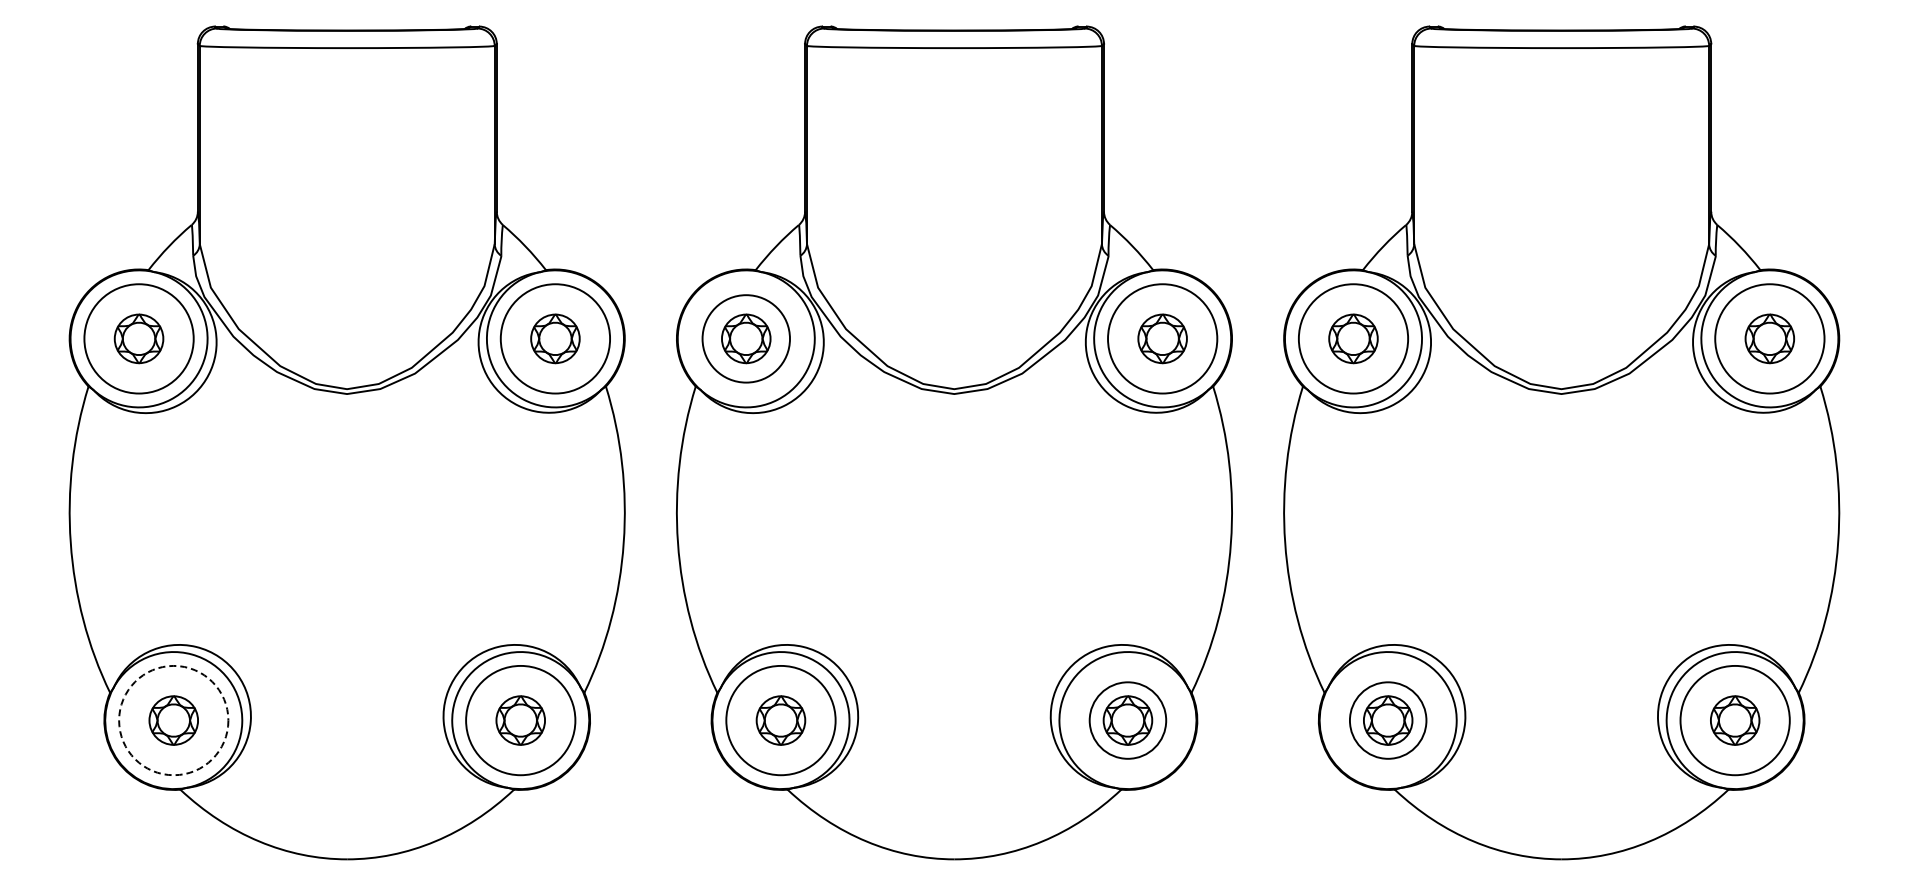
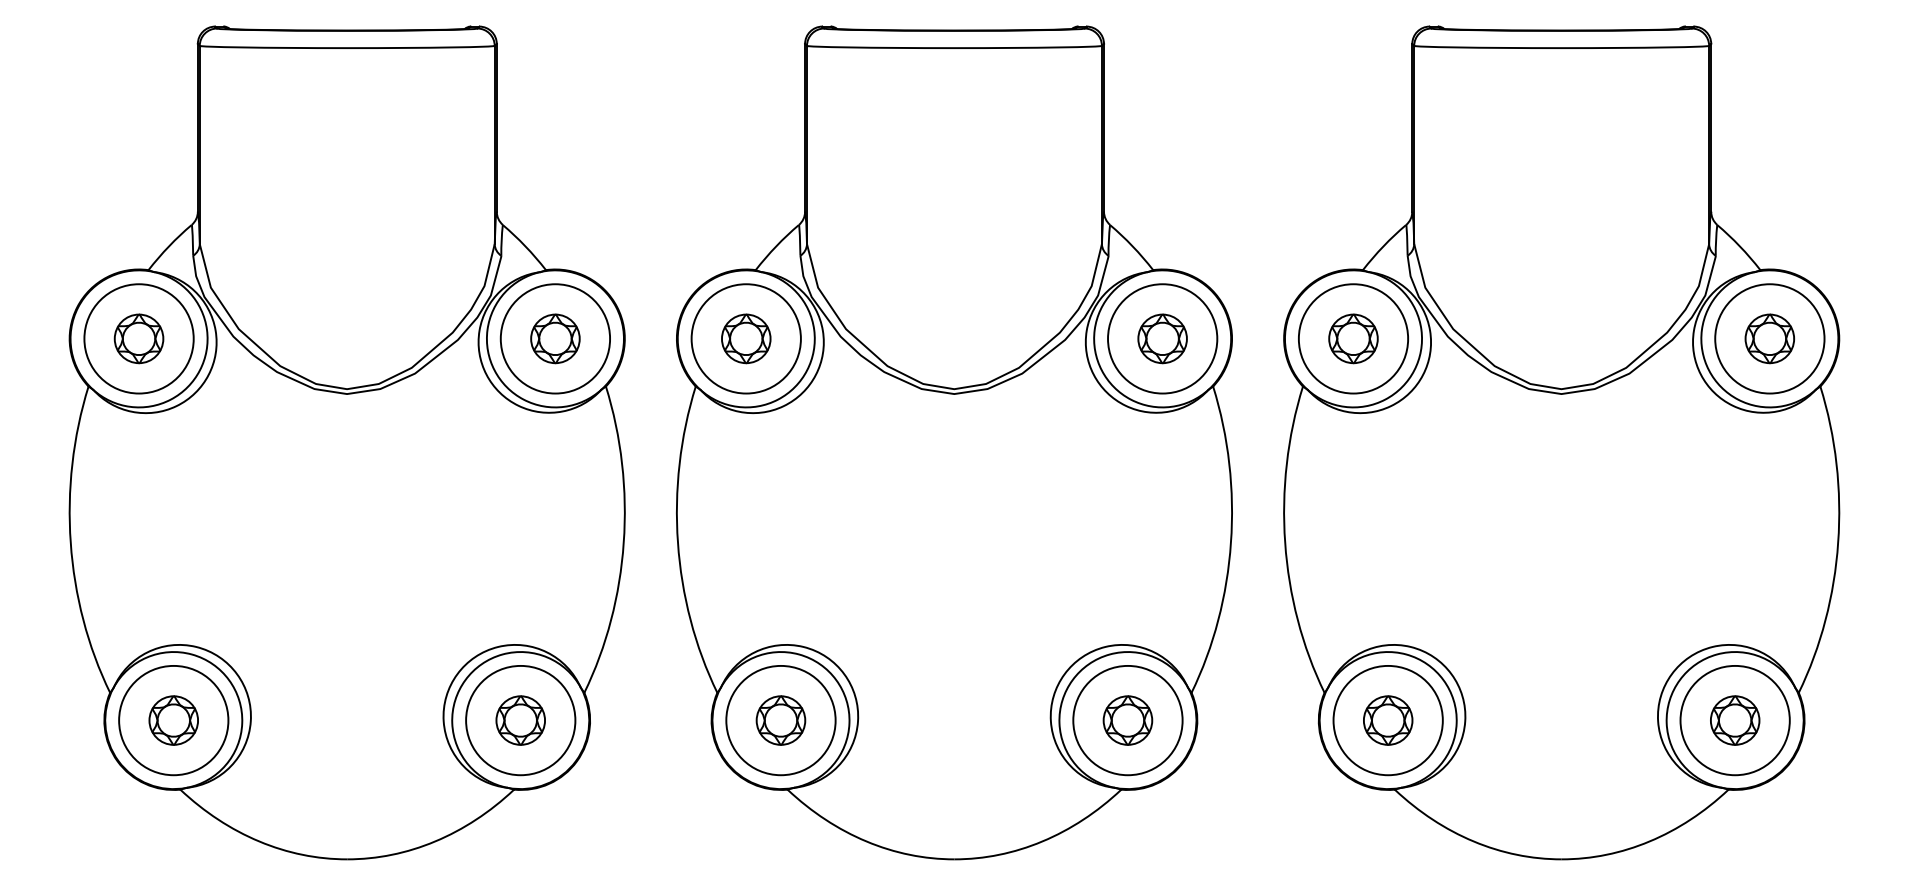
circle diameter: 87 px -> 109 px (745, 338)
circle: dashed -> solid (173, 720)
circle diameter: 77 px -> 109 px (1127, 720)
circle diameter: 77 px -> 109 px (1387, 720)
